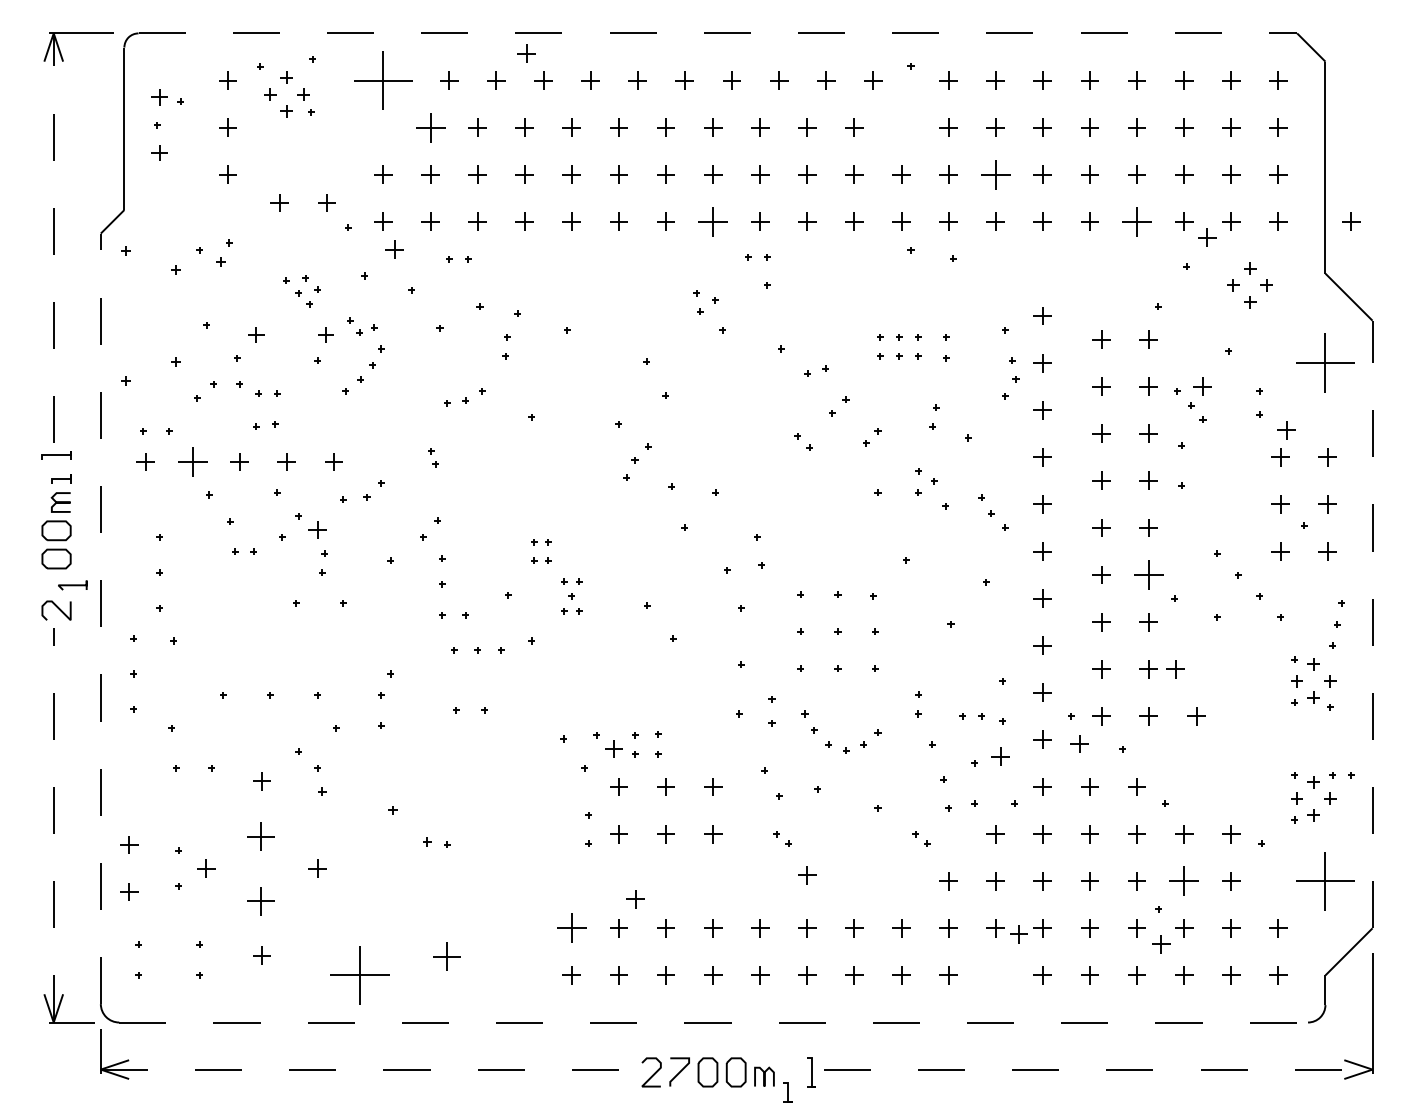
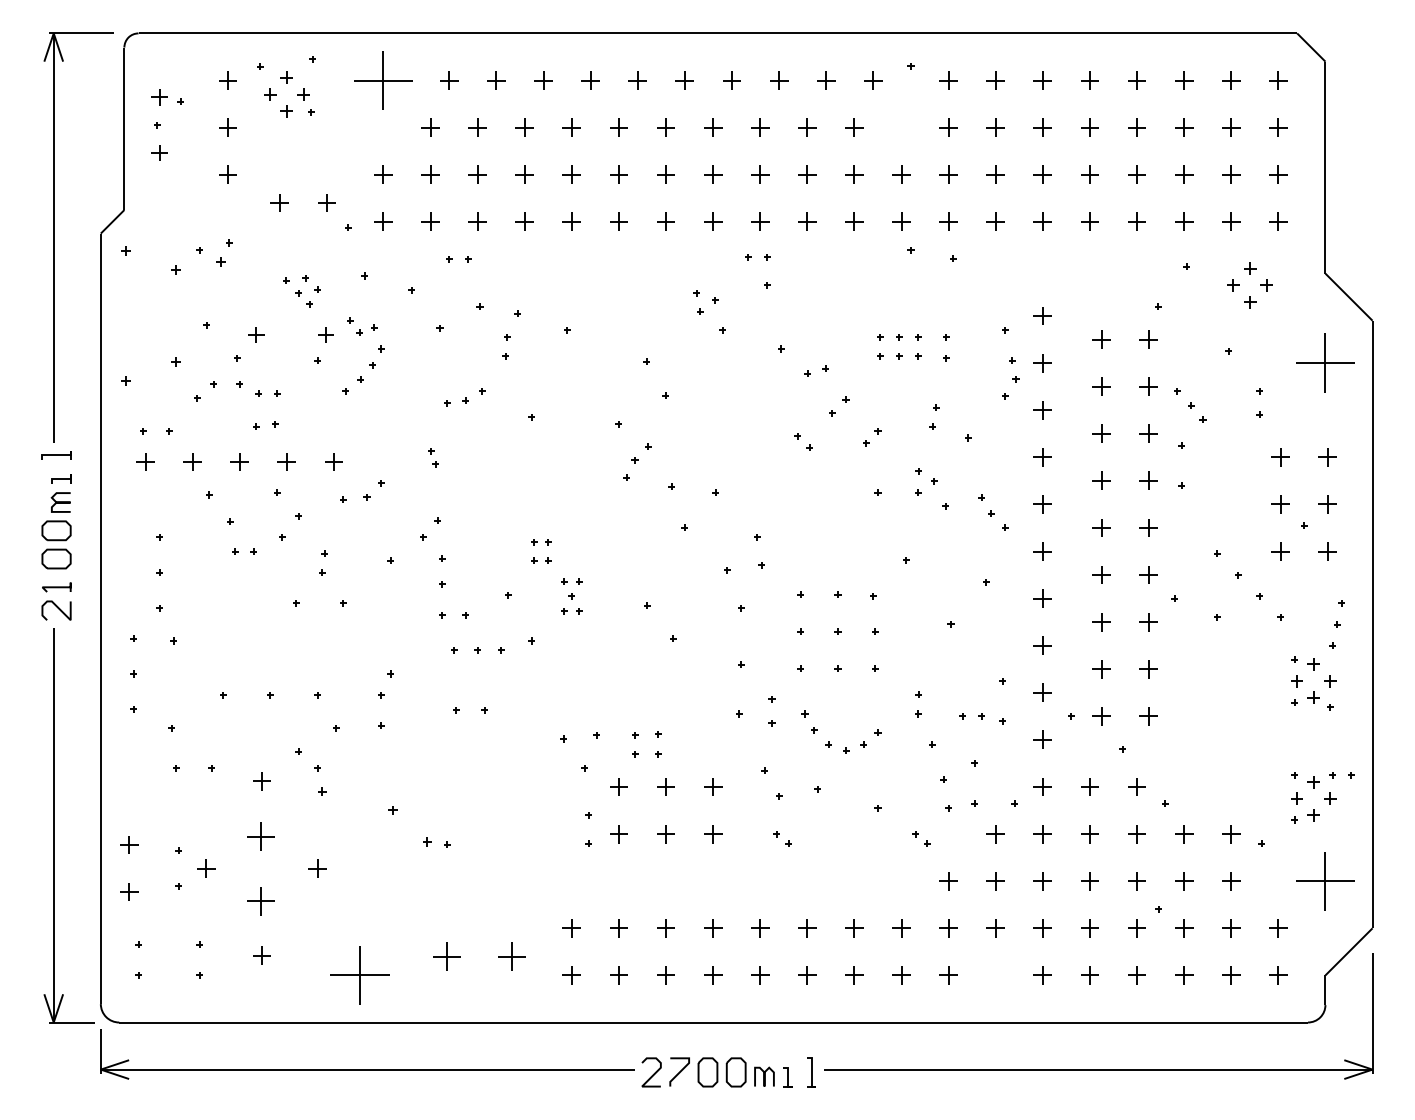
line: dashed -> solid (718, 33)
part: present -> none (526, 53)
part size: 30x30 px -> 19x19 px (430, 127)
part size: 30x30 px -> 19x19 px (995, 174)
part size: 30x30 px -> 19x19 px (713, 221)
part size: 30x30 px -> 18x19 px (1136, 221)
part: present -> none (1351, 221)
part: present -> none (1207, 237)
line: dashed -> solid (53, 238)
part: present -> none (394, 249)
part: present -> none (1202, 386)
part: present -> none (1286, 430)
part size: 30x30 px -> 19x18 px (192, 461)
part: present -> none (317, 529)
part size: 30x30 px -> 19x18 px (1148, 574)
line position: (72, 585) -> (56, 587) (56, 587)
line: dashed -> solid (100, 618)
line: dashed -> solid (1372, 624)
part: present -> none (1175, 669)
part: present -> none (1196, 716)
part: present -> none (1079, 743)
part: present -> none (613, 748)
part: present -> none (1000, 756)
line: dashed -> solid (53, 824)
part: present -> none (807, 875)
part size: 30x30 px -> 19x19 px (1184, 881)
part: present -> none (635, 899)
part size: 30x30 px -> 19x19 px (571, 928)
part: present -> none (1018, 934)
part: present -> none (1161, 944)
part: none -> present (511, 956)
line: dashed -> solid (714, 1022)
line: dashed -> solid (367, 1069)
line: dashed -> solid (1098, 1069)
line position: (787, 1092) -> (787, 1077) (787, 1077)
